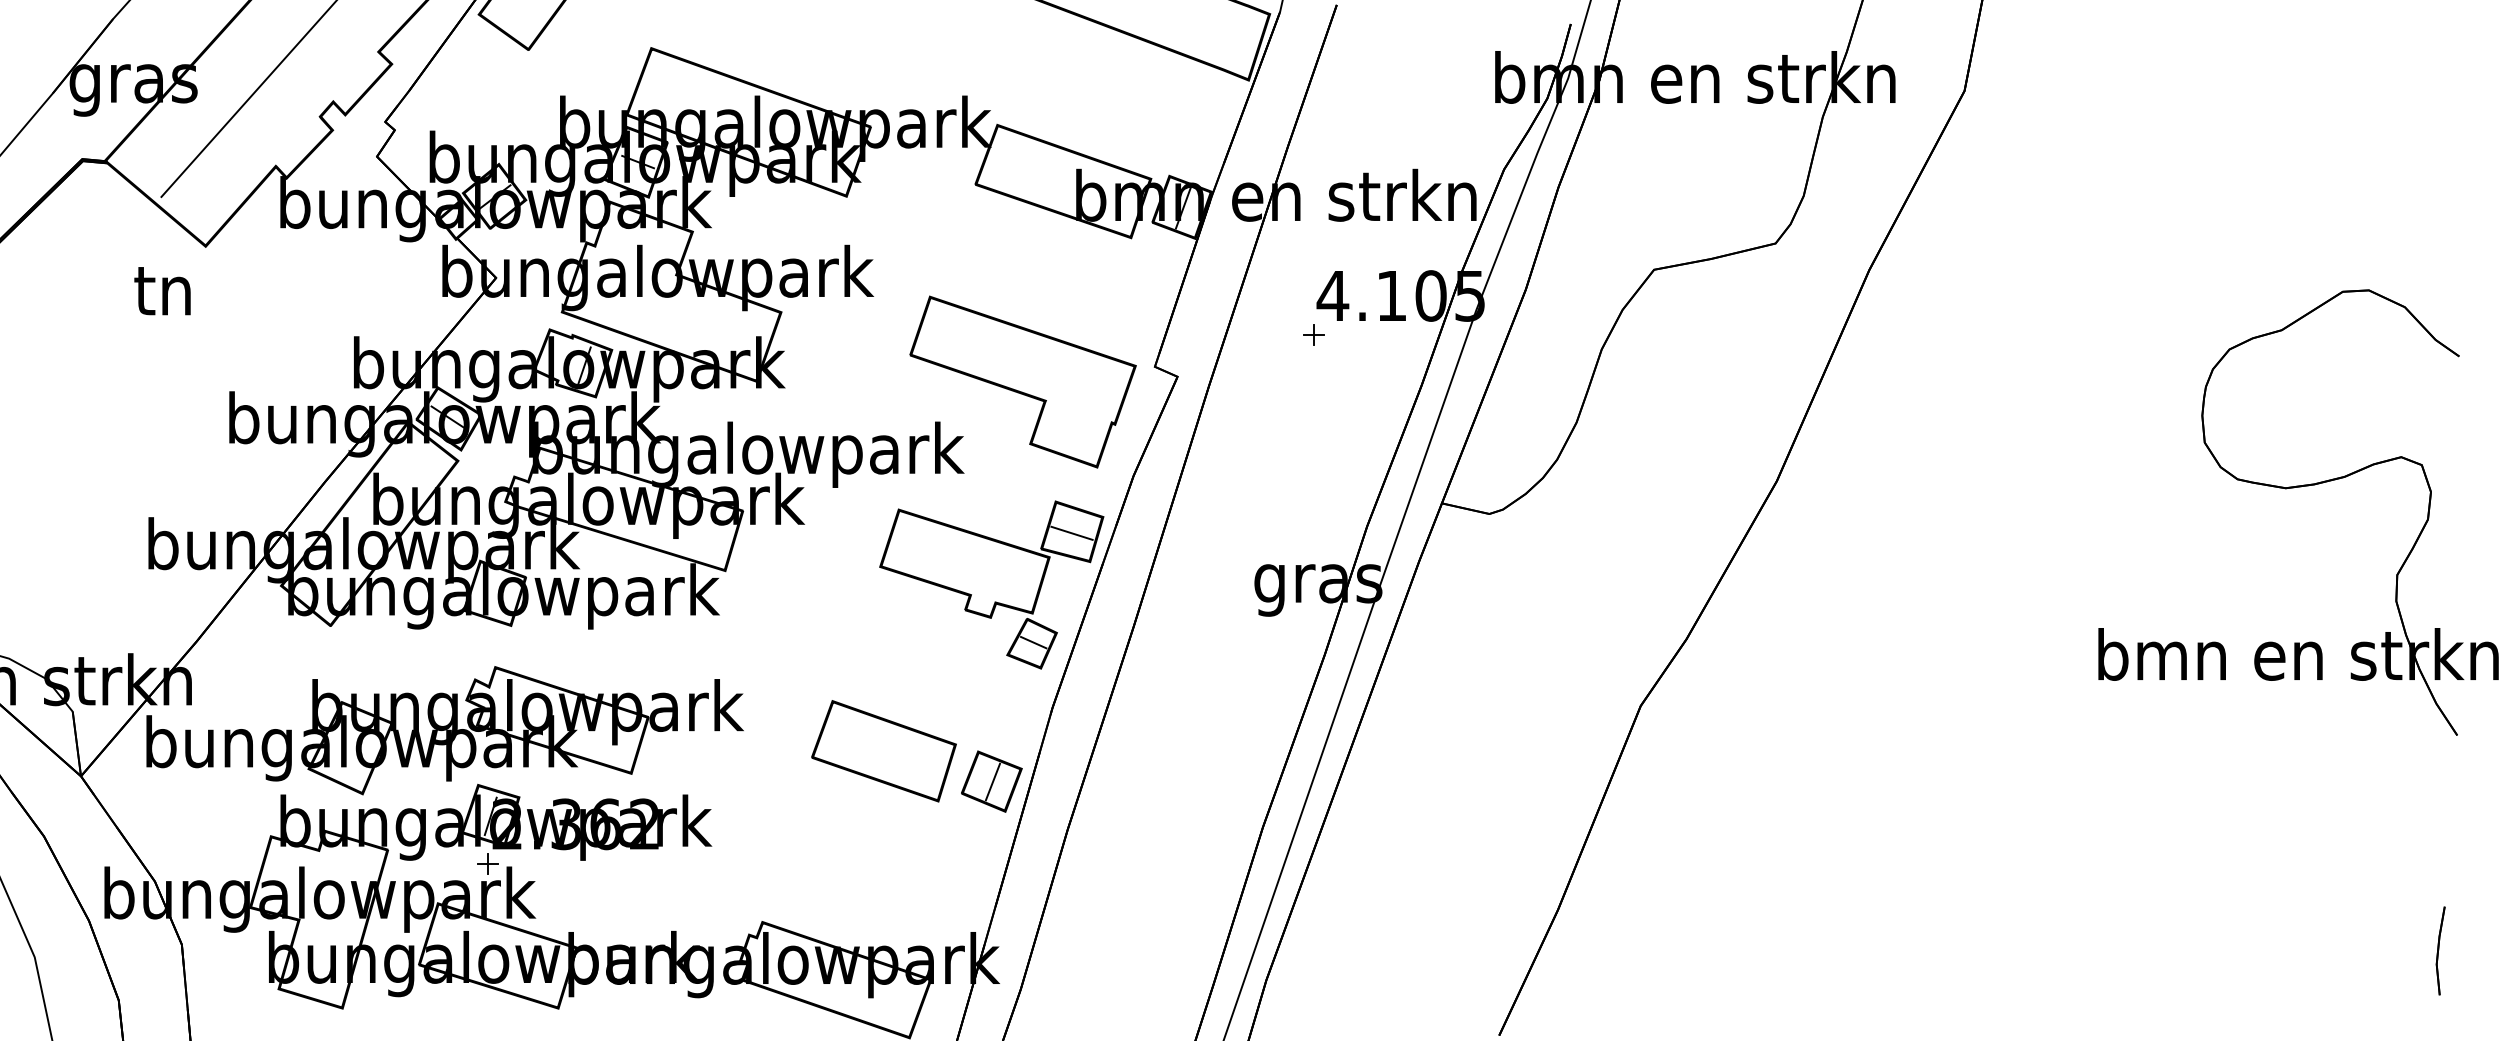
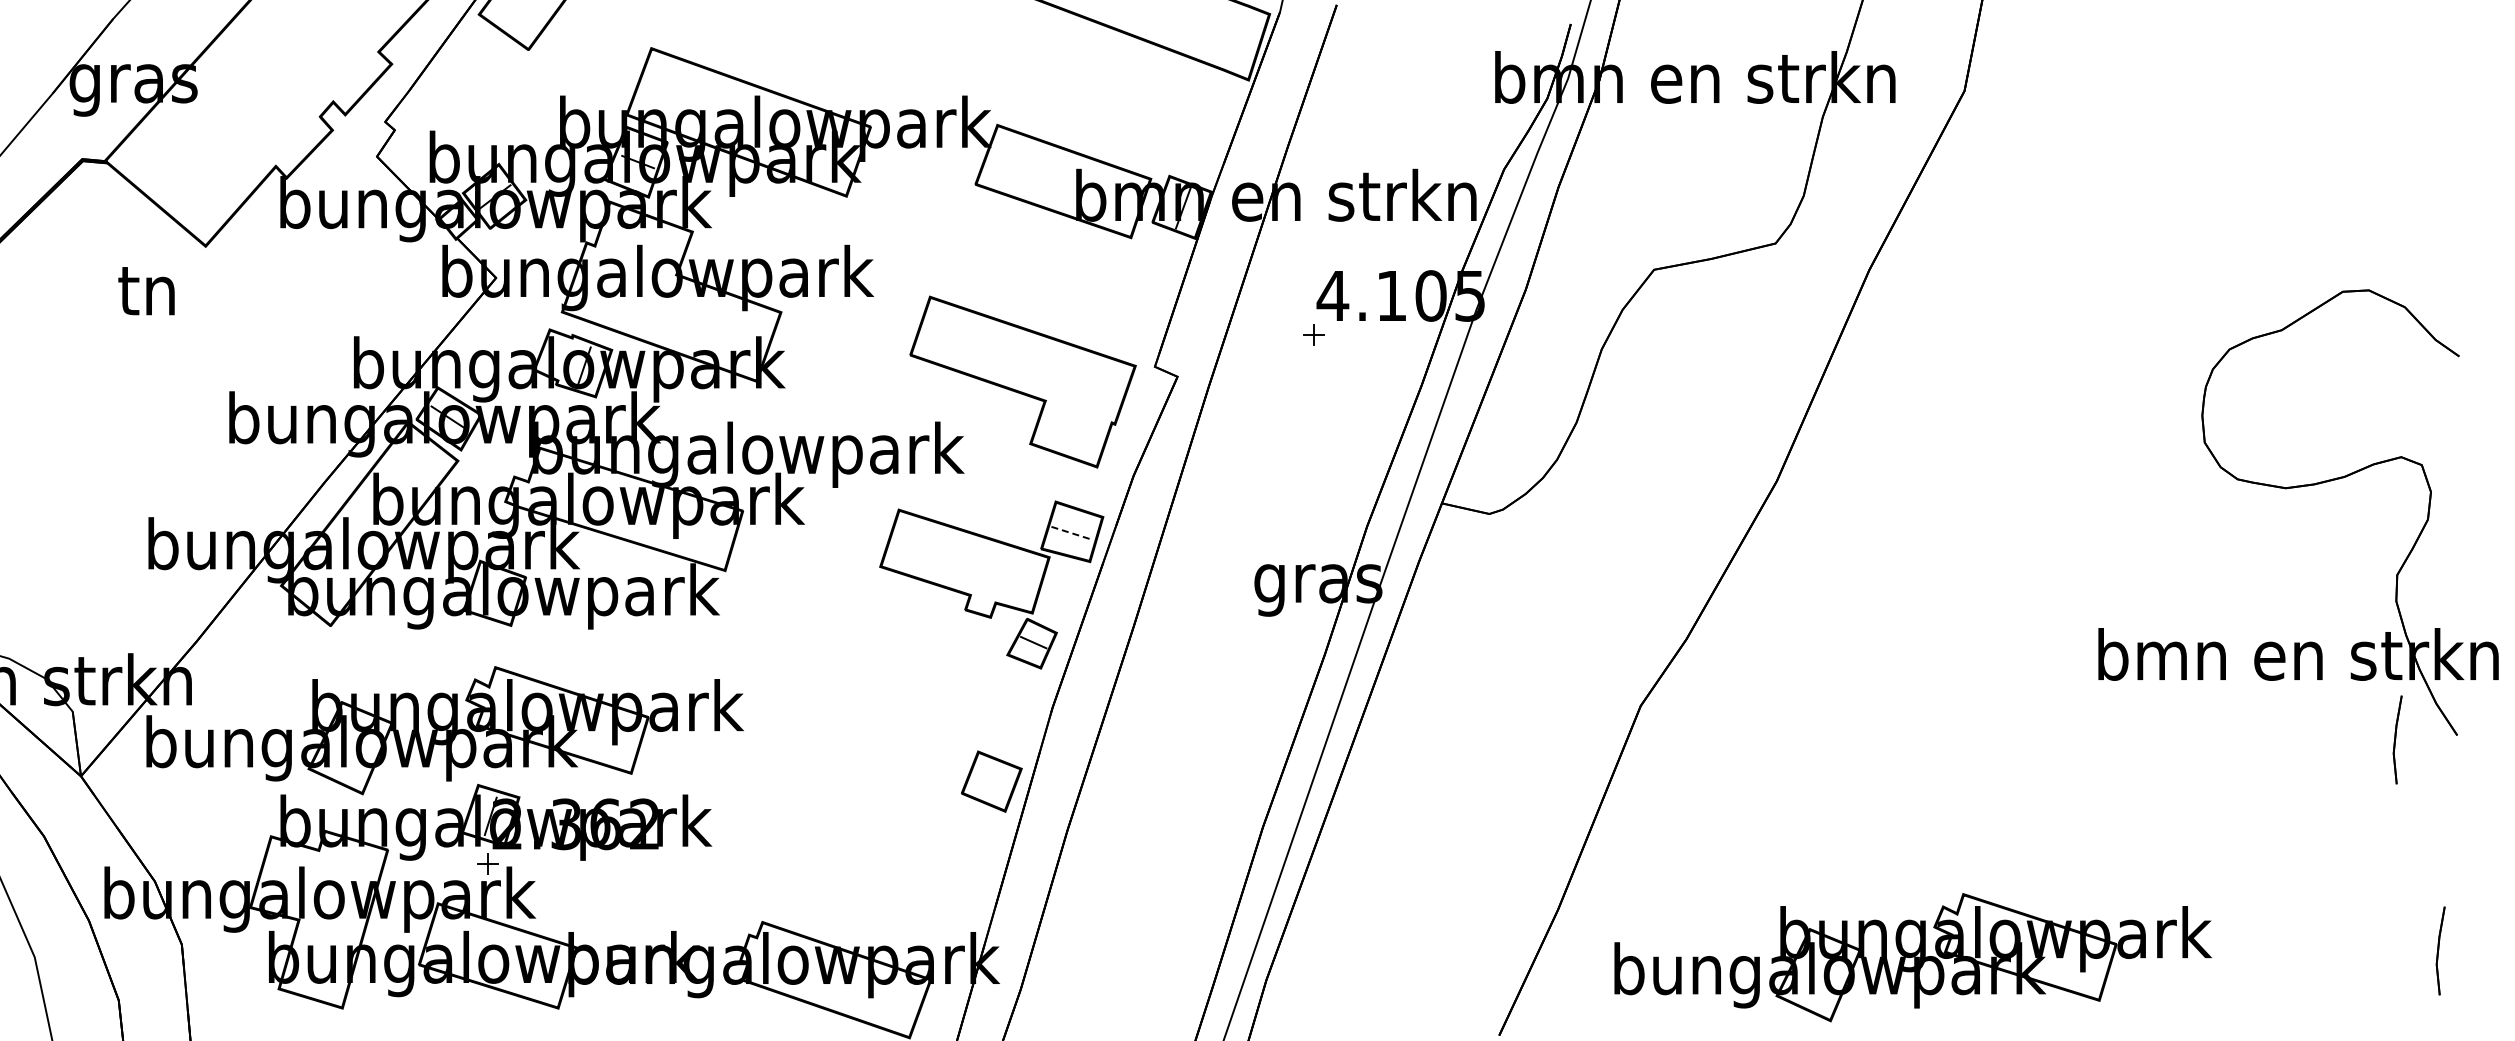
line: present -> none (247, 99)
text position: (162, 291) -> (146, 291) (146, 291)
line: solid -> dashed (1072, 533)
part: none -> present (2397, 739)
part: present -> none (883, 751)
line: present -> none (992, 781)
part: none -> present (1912, 957)
